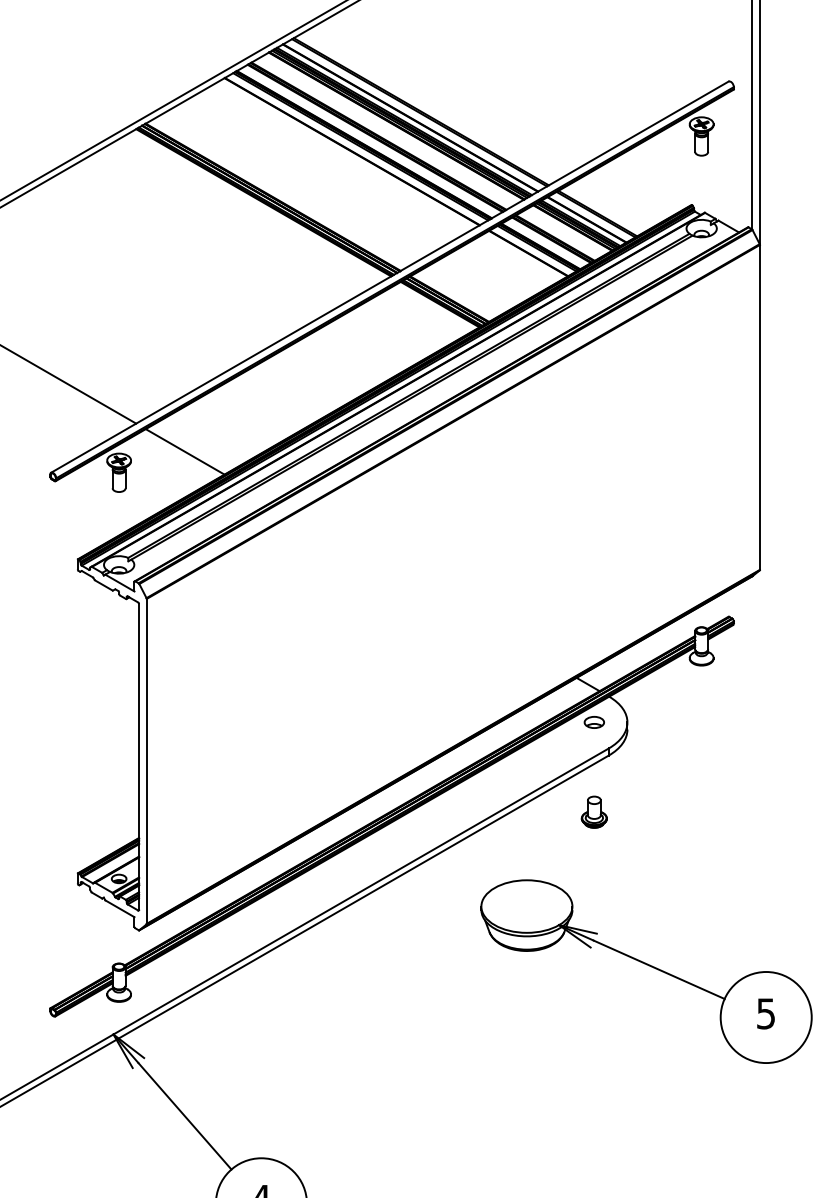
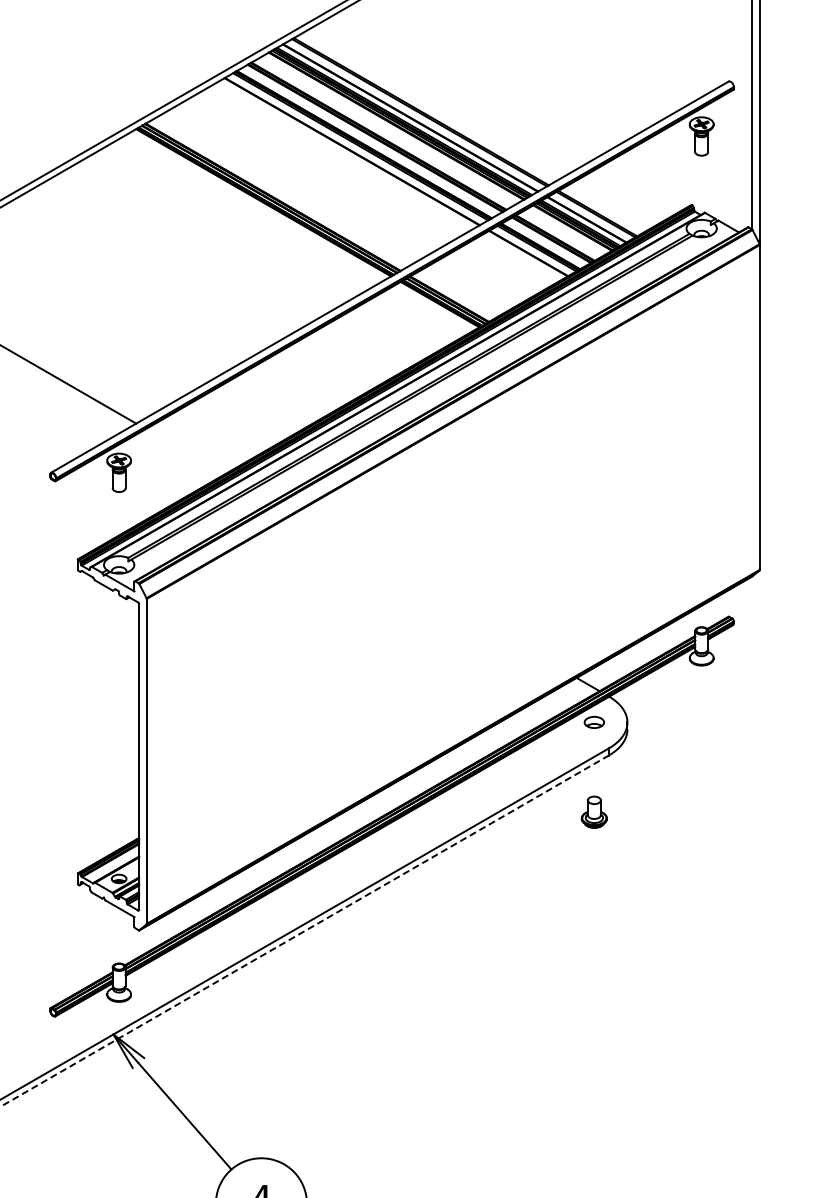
line: present -> none (184, 451)
line: solid -> dashed (305, 930)
part: present -> none (646, 971)
